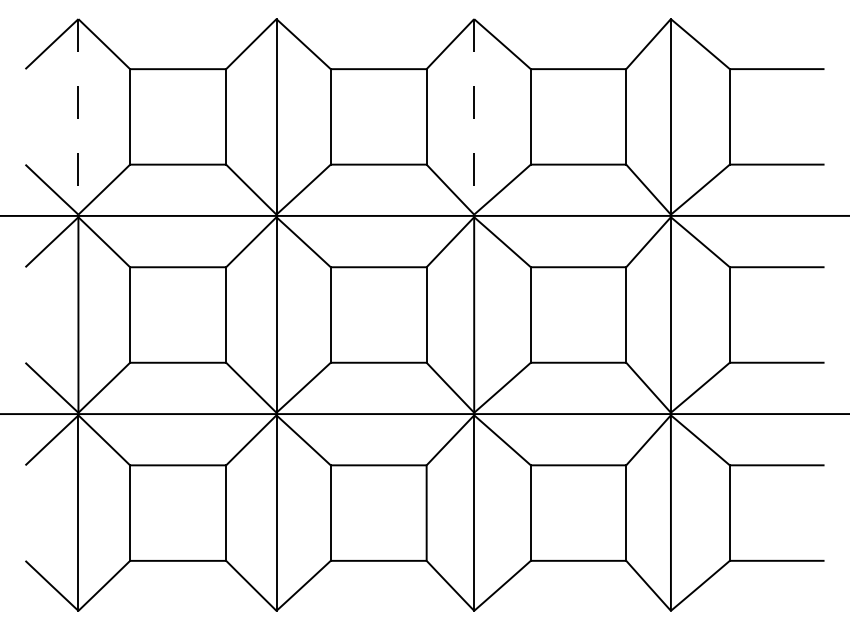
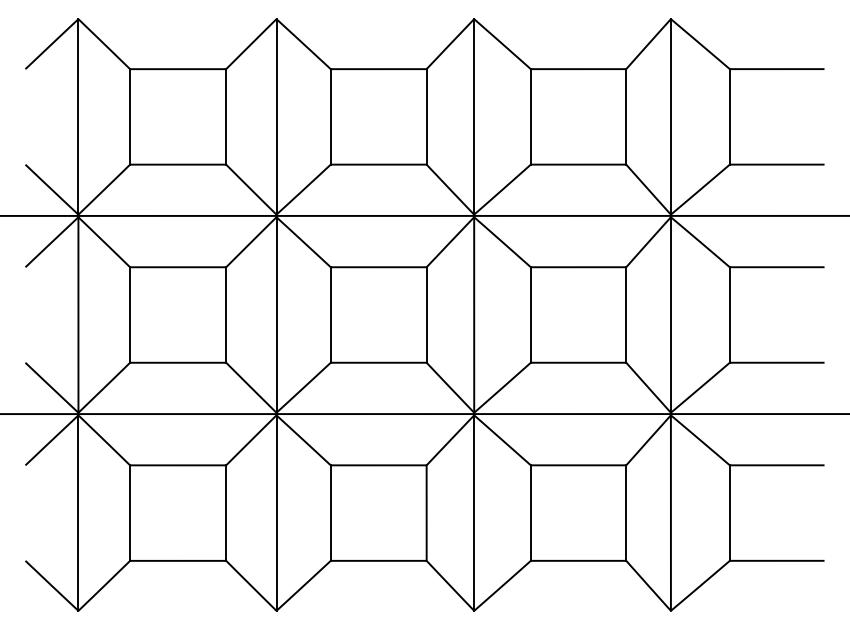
line: dashed -> solid (78, 116)
line: dashed -> solid (474, 116)
